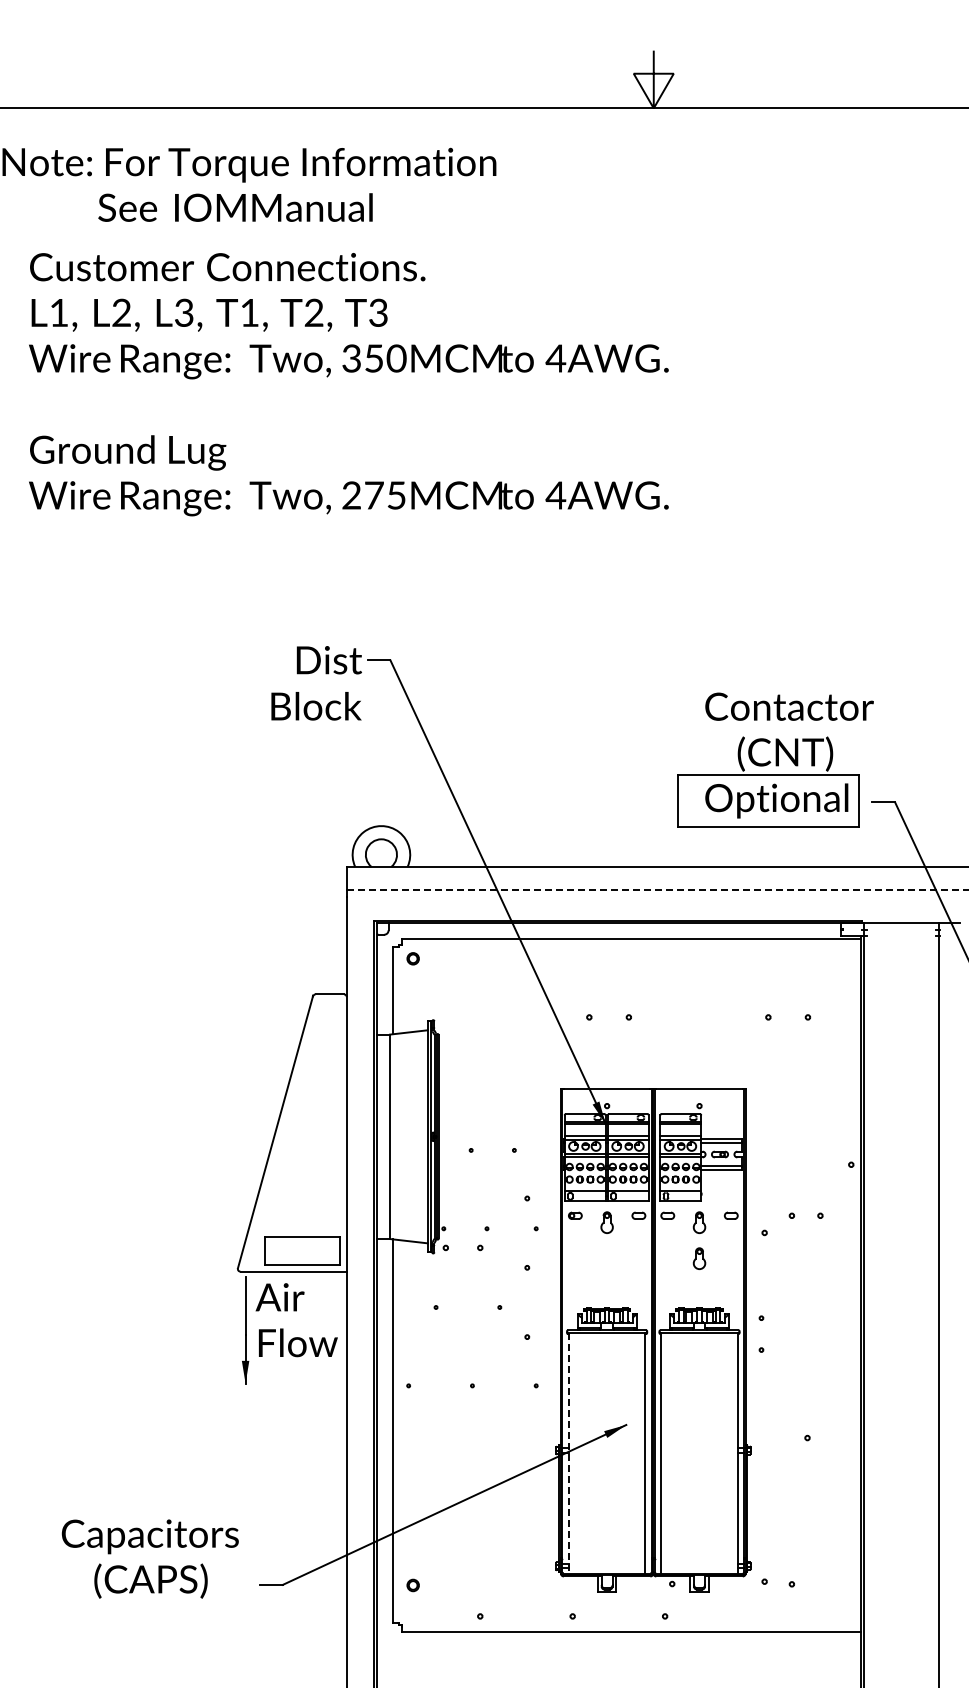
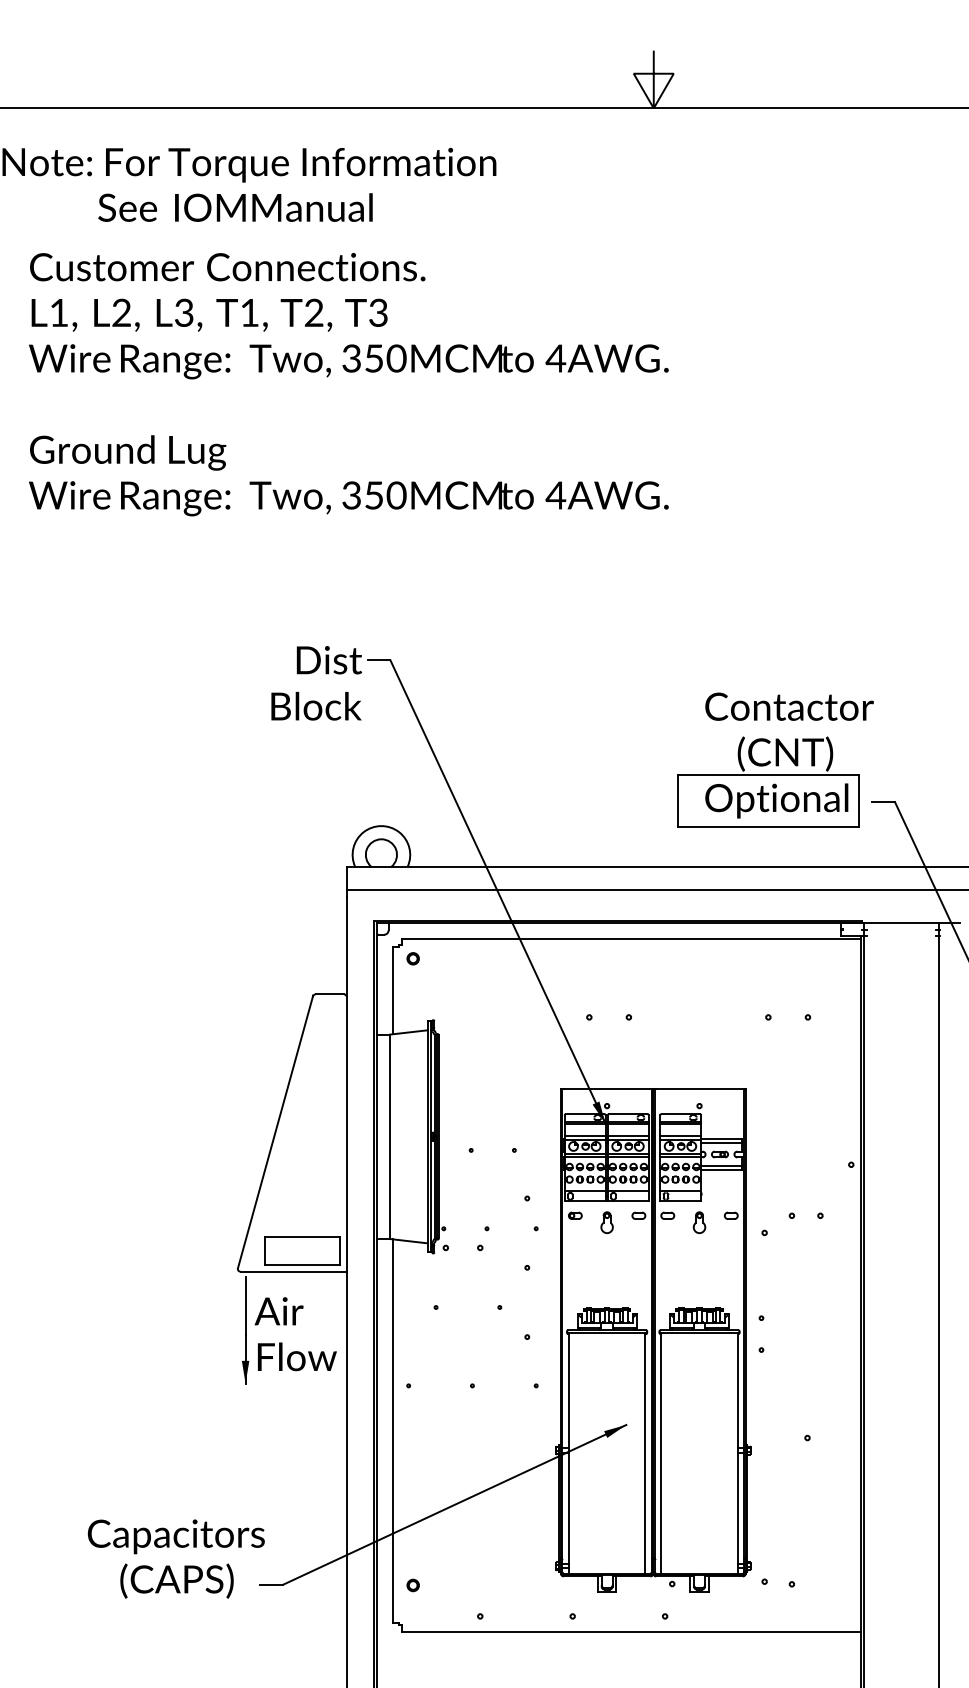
text: 275MCM -> 350MCM (374, 495)
line: dashed -> solid (657, 889)
part: present -> none (699, 1258)
text position: (296, 1320) -> (295, 1334) (295, 1334)
line: dashed -> solid (568, 1453)
text position: (149, 1558) -> (175, 1558) (175, 1558)
